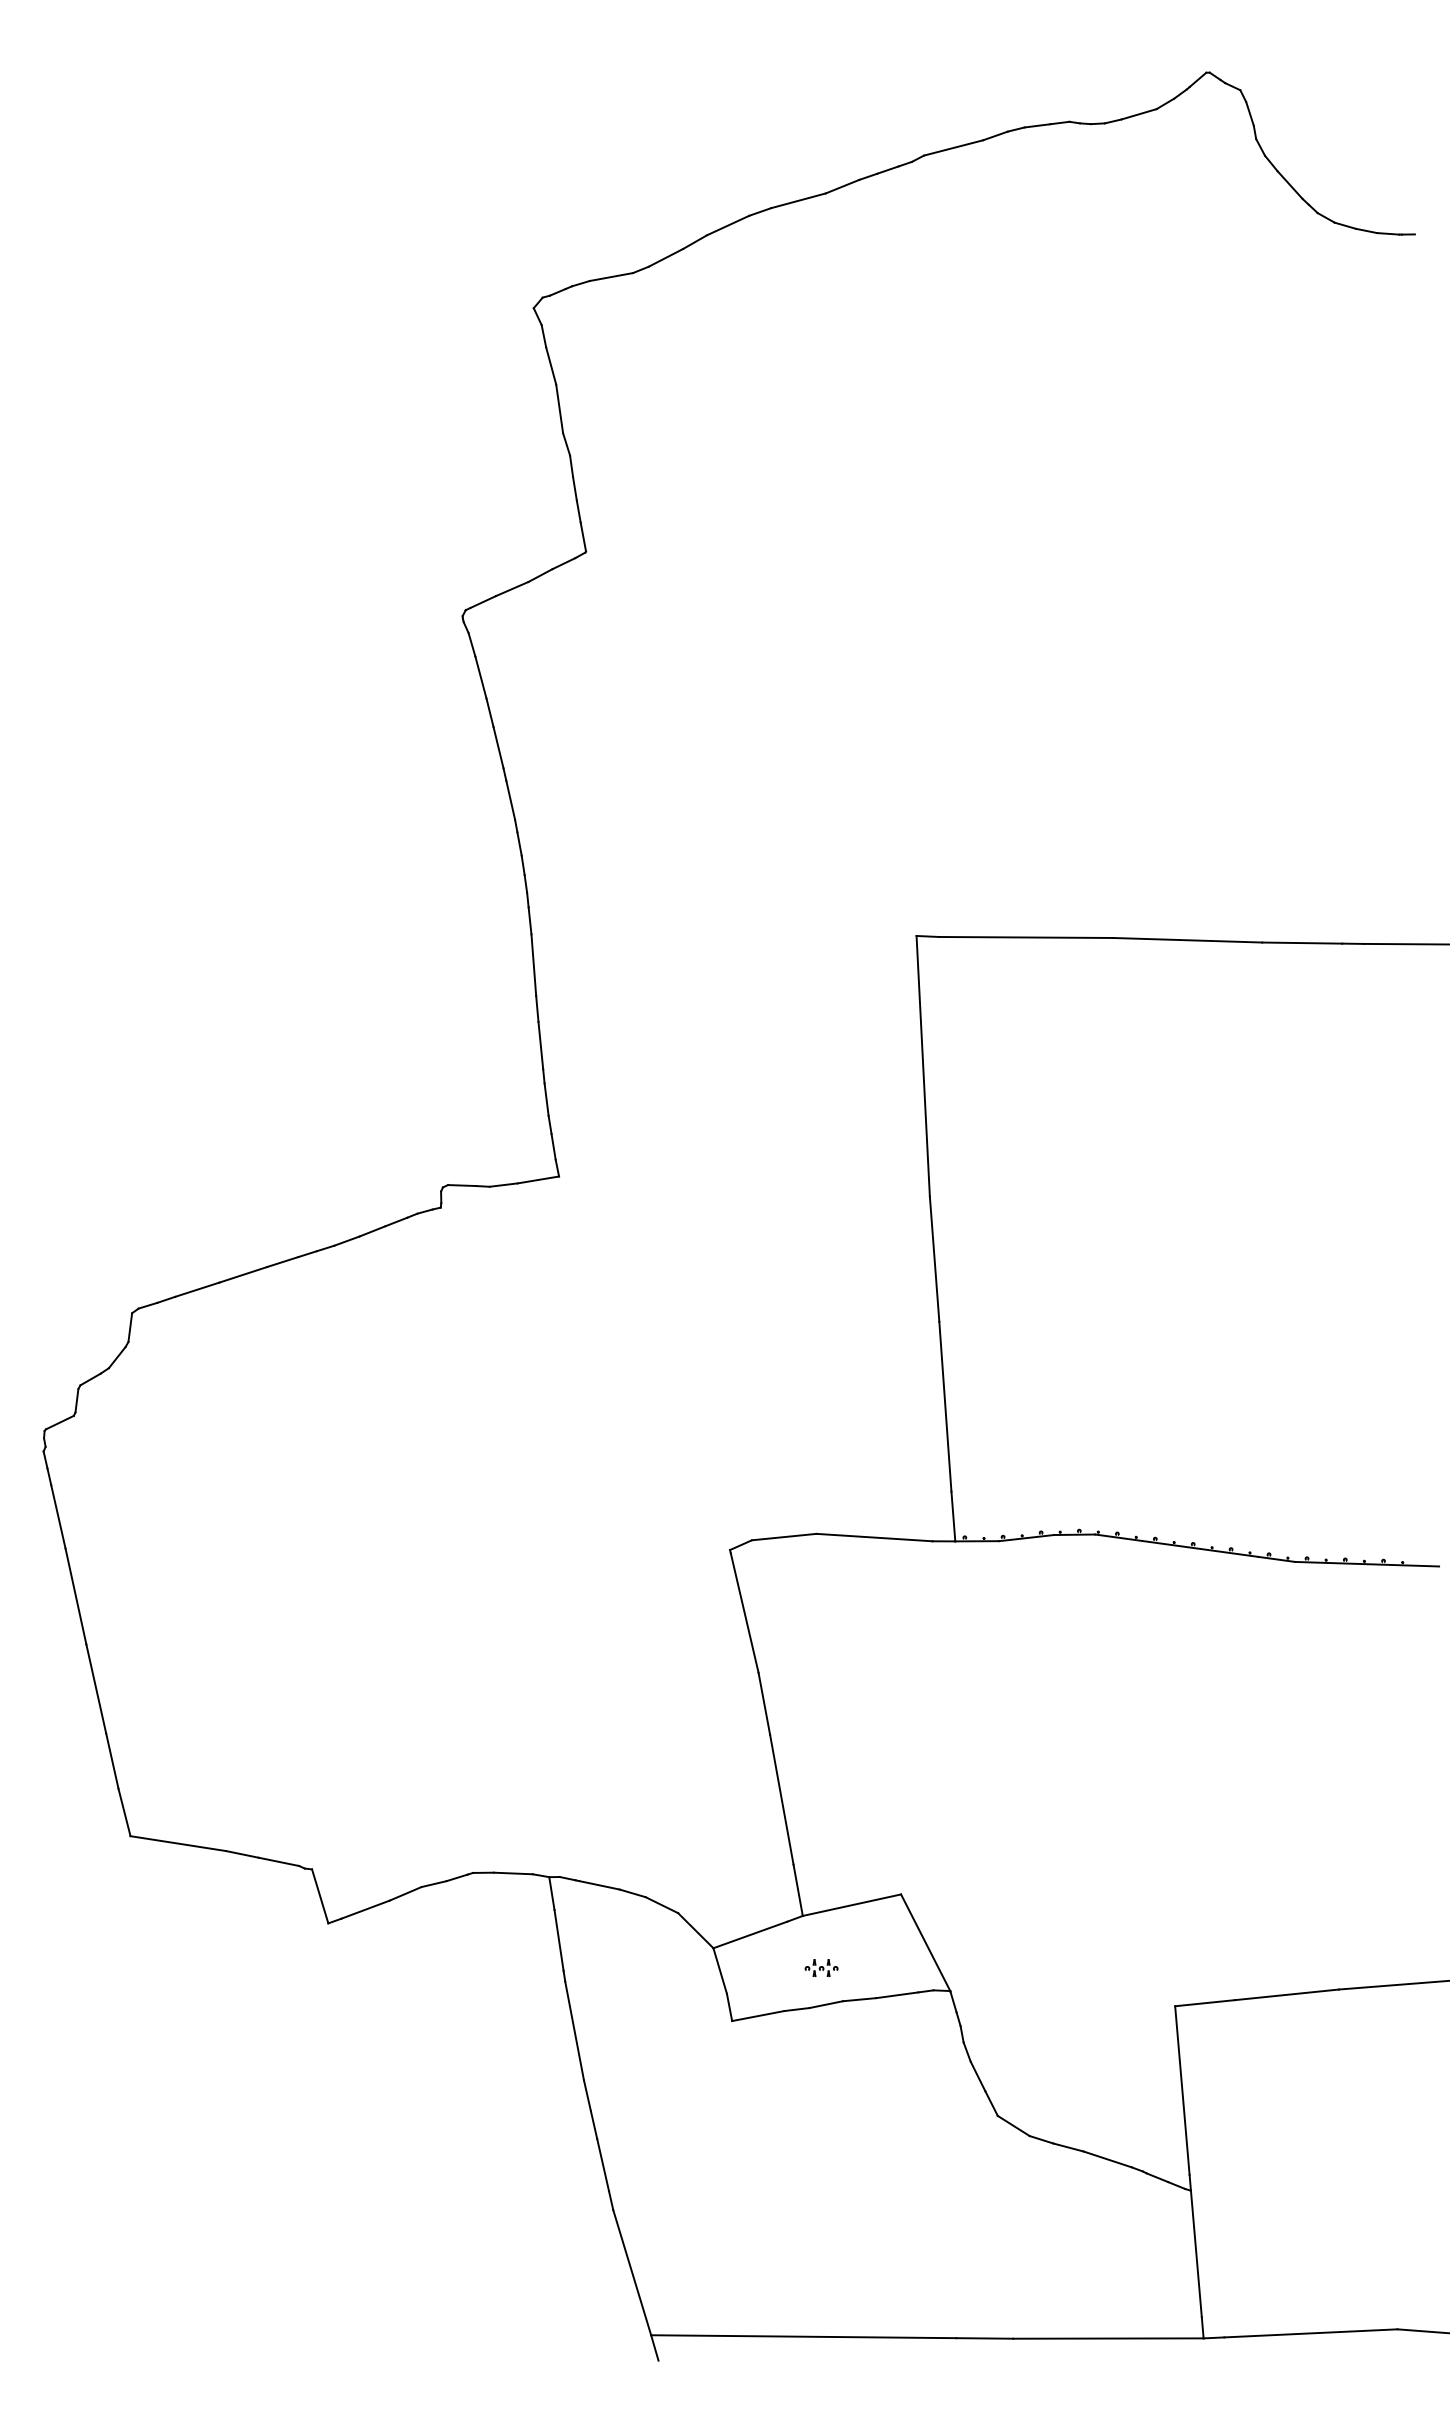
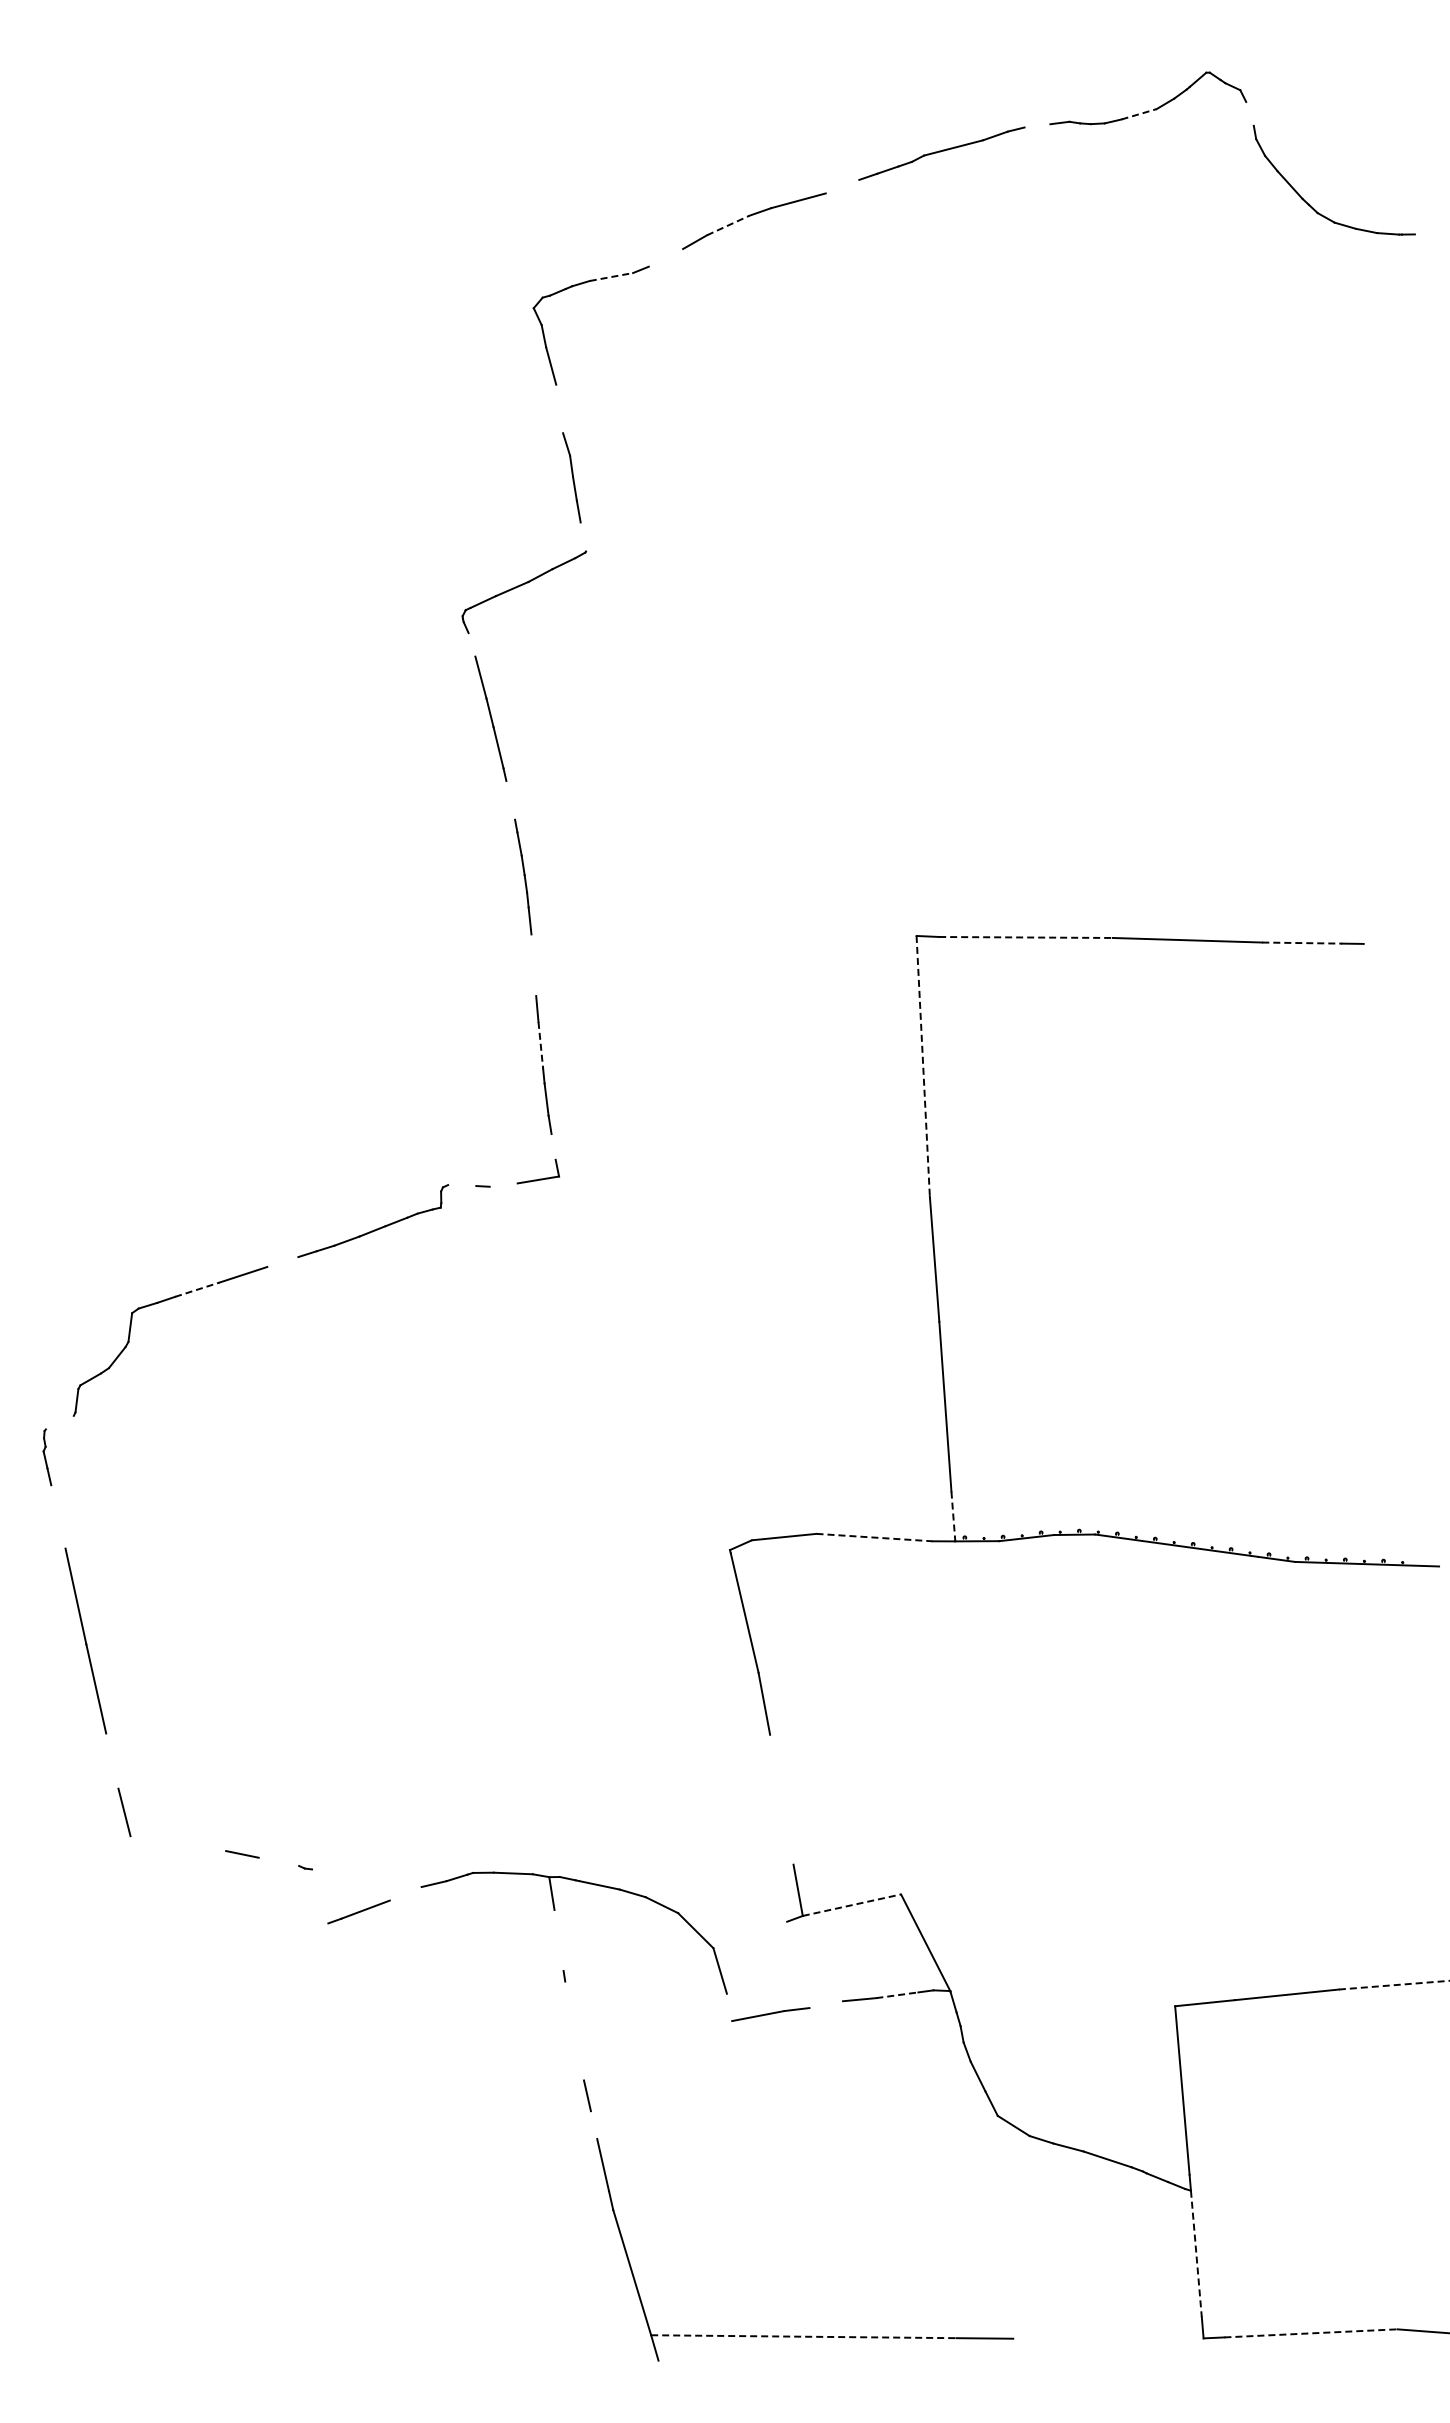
line: present -> none (1249, 113)
line: solid -> dashed (1139, 114)
line: present -> none (1037, 125)
line: present -> none (842, 186)
line: solid -> dashed (728, 225)
line: present -> none (665, 257)
line: solid -> dashed (611, 276)
line: present -> none (559, 408)
line: present -> none (583, 536)
line: present -> none (471, 644)
line: present -> none (510, 799)
line: solid -> dashed (1026, 937)
line: solid -> dashed (1302, 943)
line: present -> none (1404, 943)
line: present -> none (533, 965)
line: solid -> dashed (540, 1045)
line: solid -> dashed (923, 1066)
line: present -> none (553, 1146)
line: present -> none (503, 1184)
line: present -> none (462, 1185)
line: present -> none (282, 1261)
line: solid -> dashed (197, 1289)
line: present -> none (59, 1422)
line: present -> none (58, 1516)
line: solid -> dashed (953, 1516)
line: solid -> dashed (875, 1537)
line: present -> none (112, 1760)
line: present -> none (781, 1799)
line: present -> none (178, 1843)
line: present -> none (278, 1861)
line: present -> none (405, 1893)
line: present -> none (320, 1896)
line: solid -> dashed (852, 1905)
line: present -> none (750, 1934)
line: present -> none (558, 1940)
part: present -> none (821, 1968)
line: solid -> dashed (1394, 1985)
line: solid -> dashed (897, 1995)
line: present -> none (825, 2004)
line: present -> none (729, 2007)
line: present -> none (574, 2030)
line: present -> none (593, 2125)
line: solid -> dashed (1196, 2254)
line: solid -> dashed (1310, 2333)
line: solid -> dashed (803, 2336)
line: present -> none (1108, 2338)
